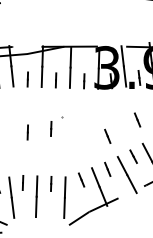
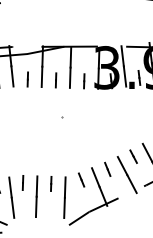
line: present -> none (137, 119)
line: present -> none (51, 128)
line: present -> none (27, 132)
line: present -> none (107, 135)
